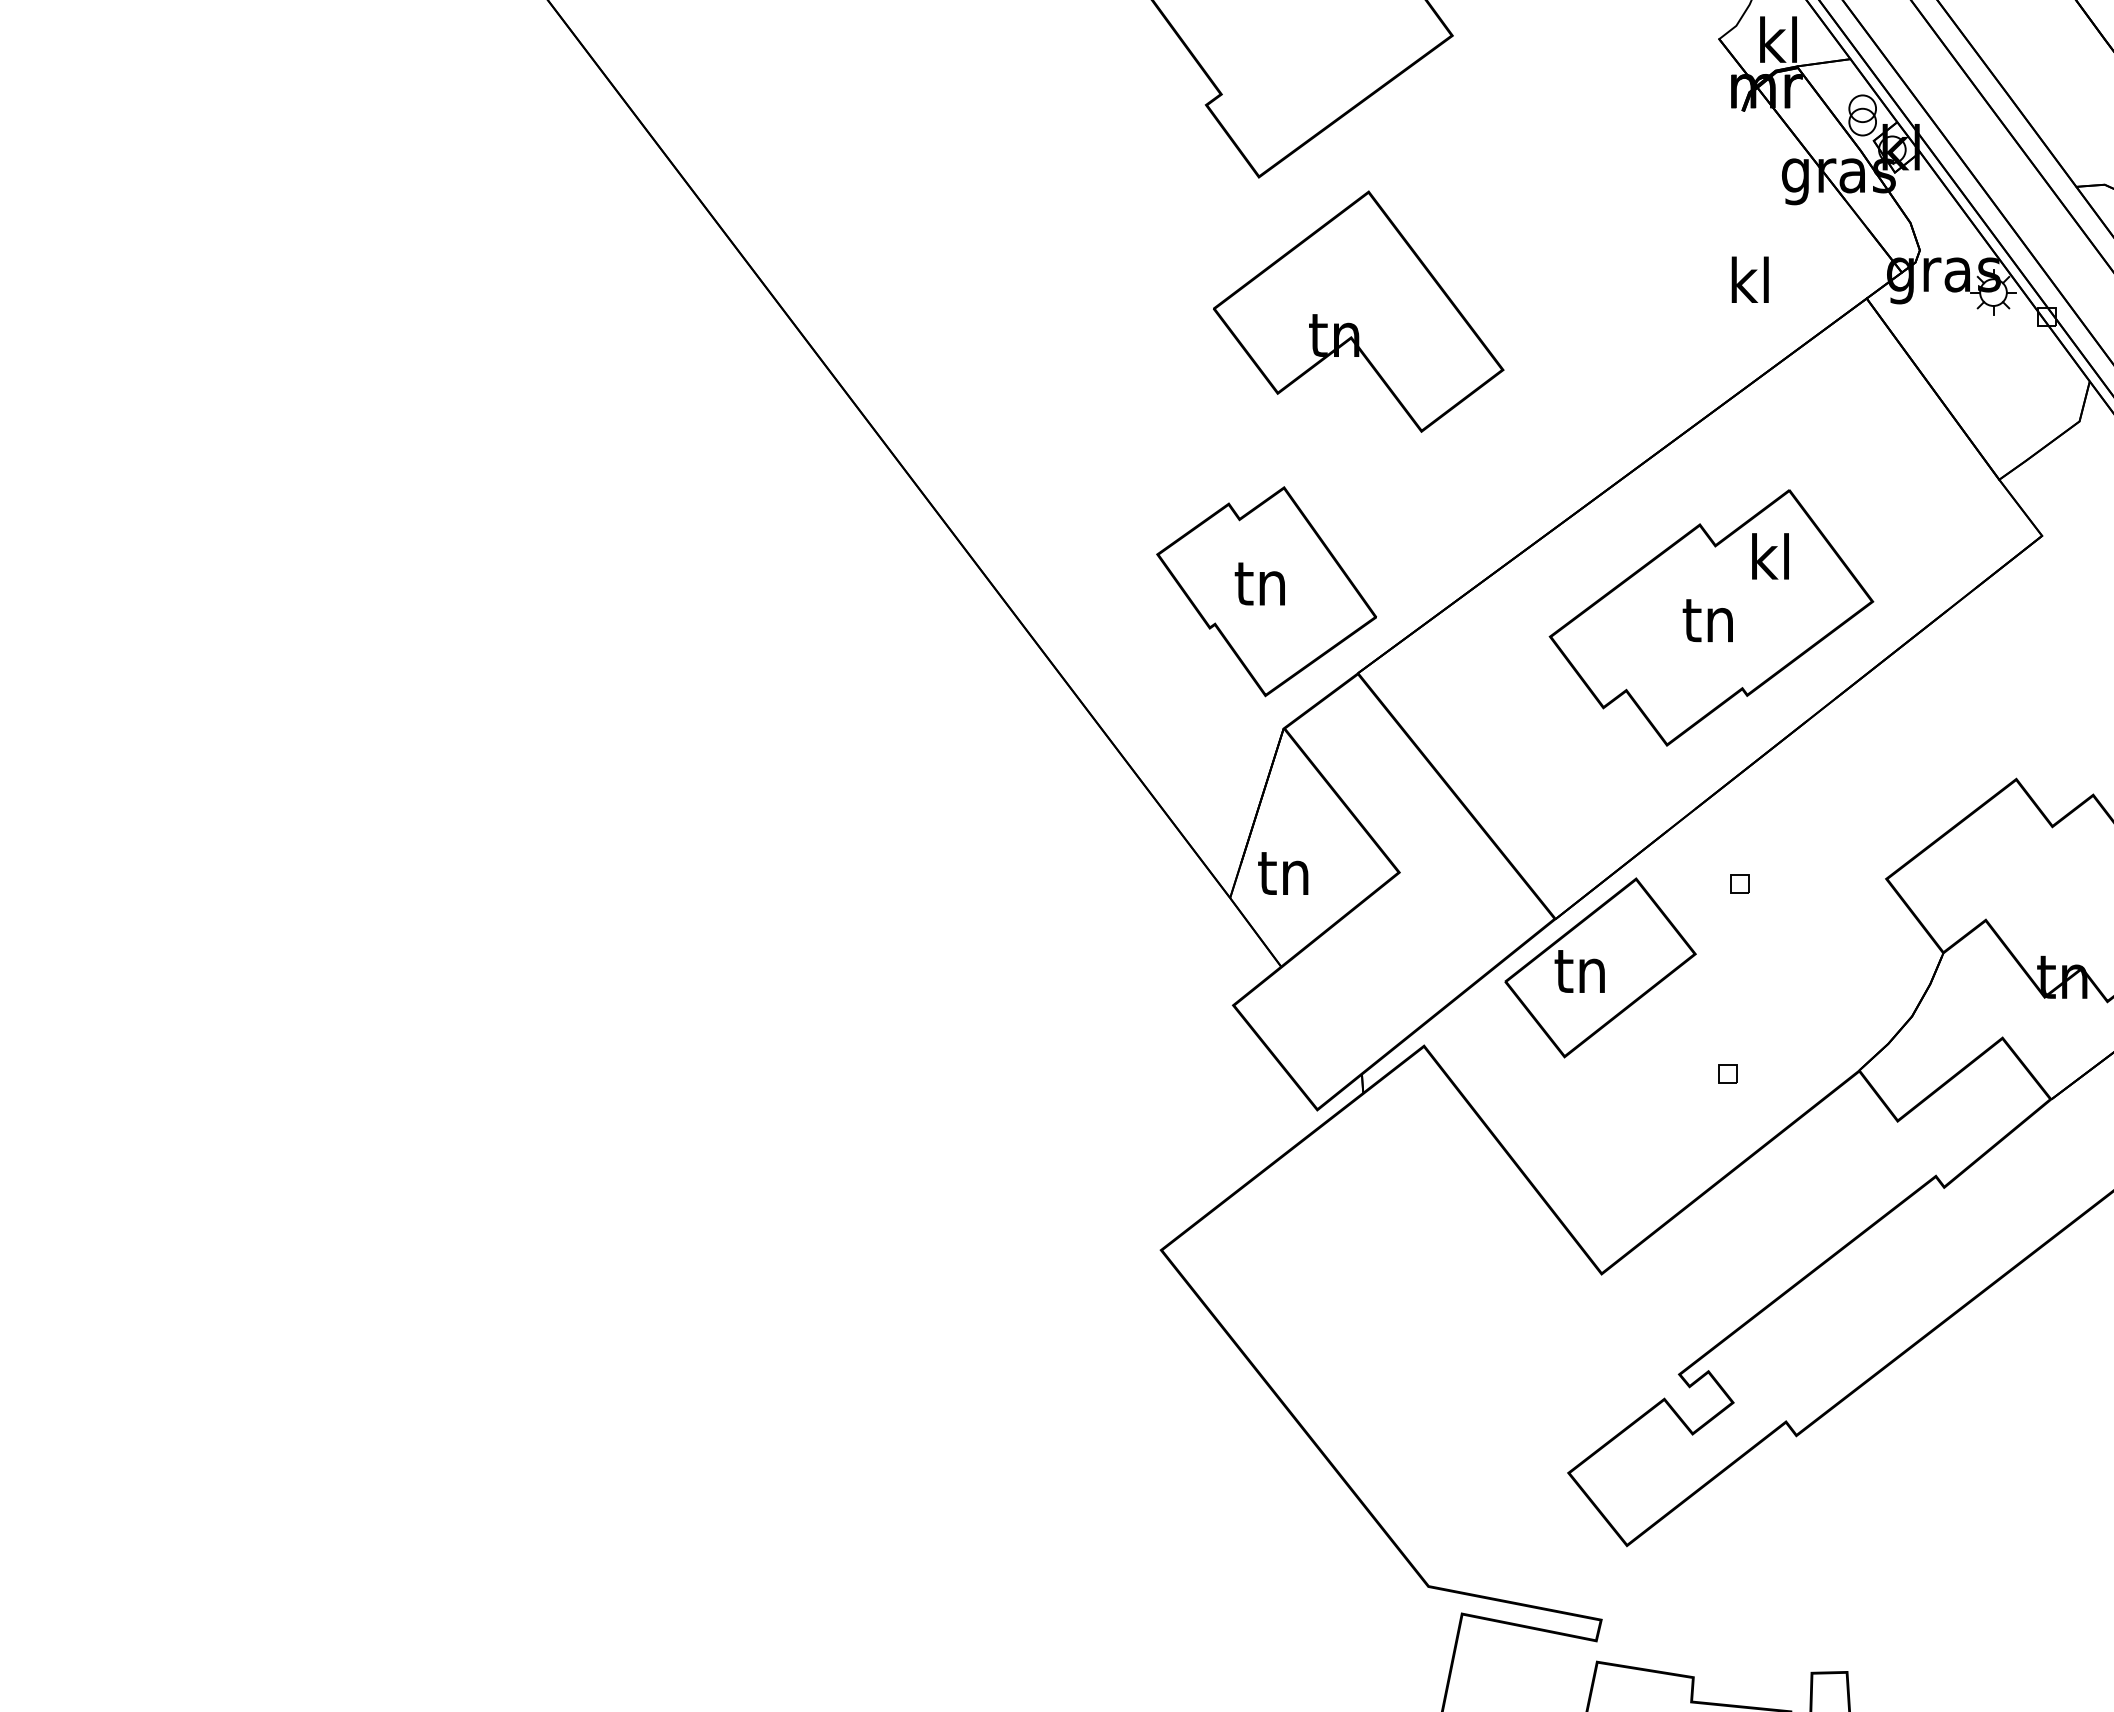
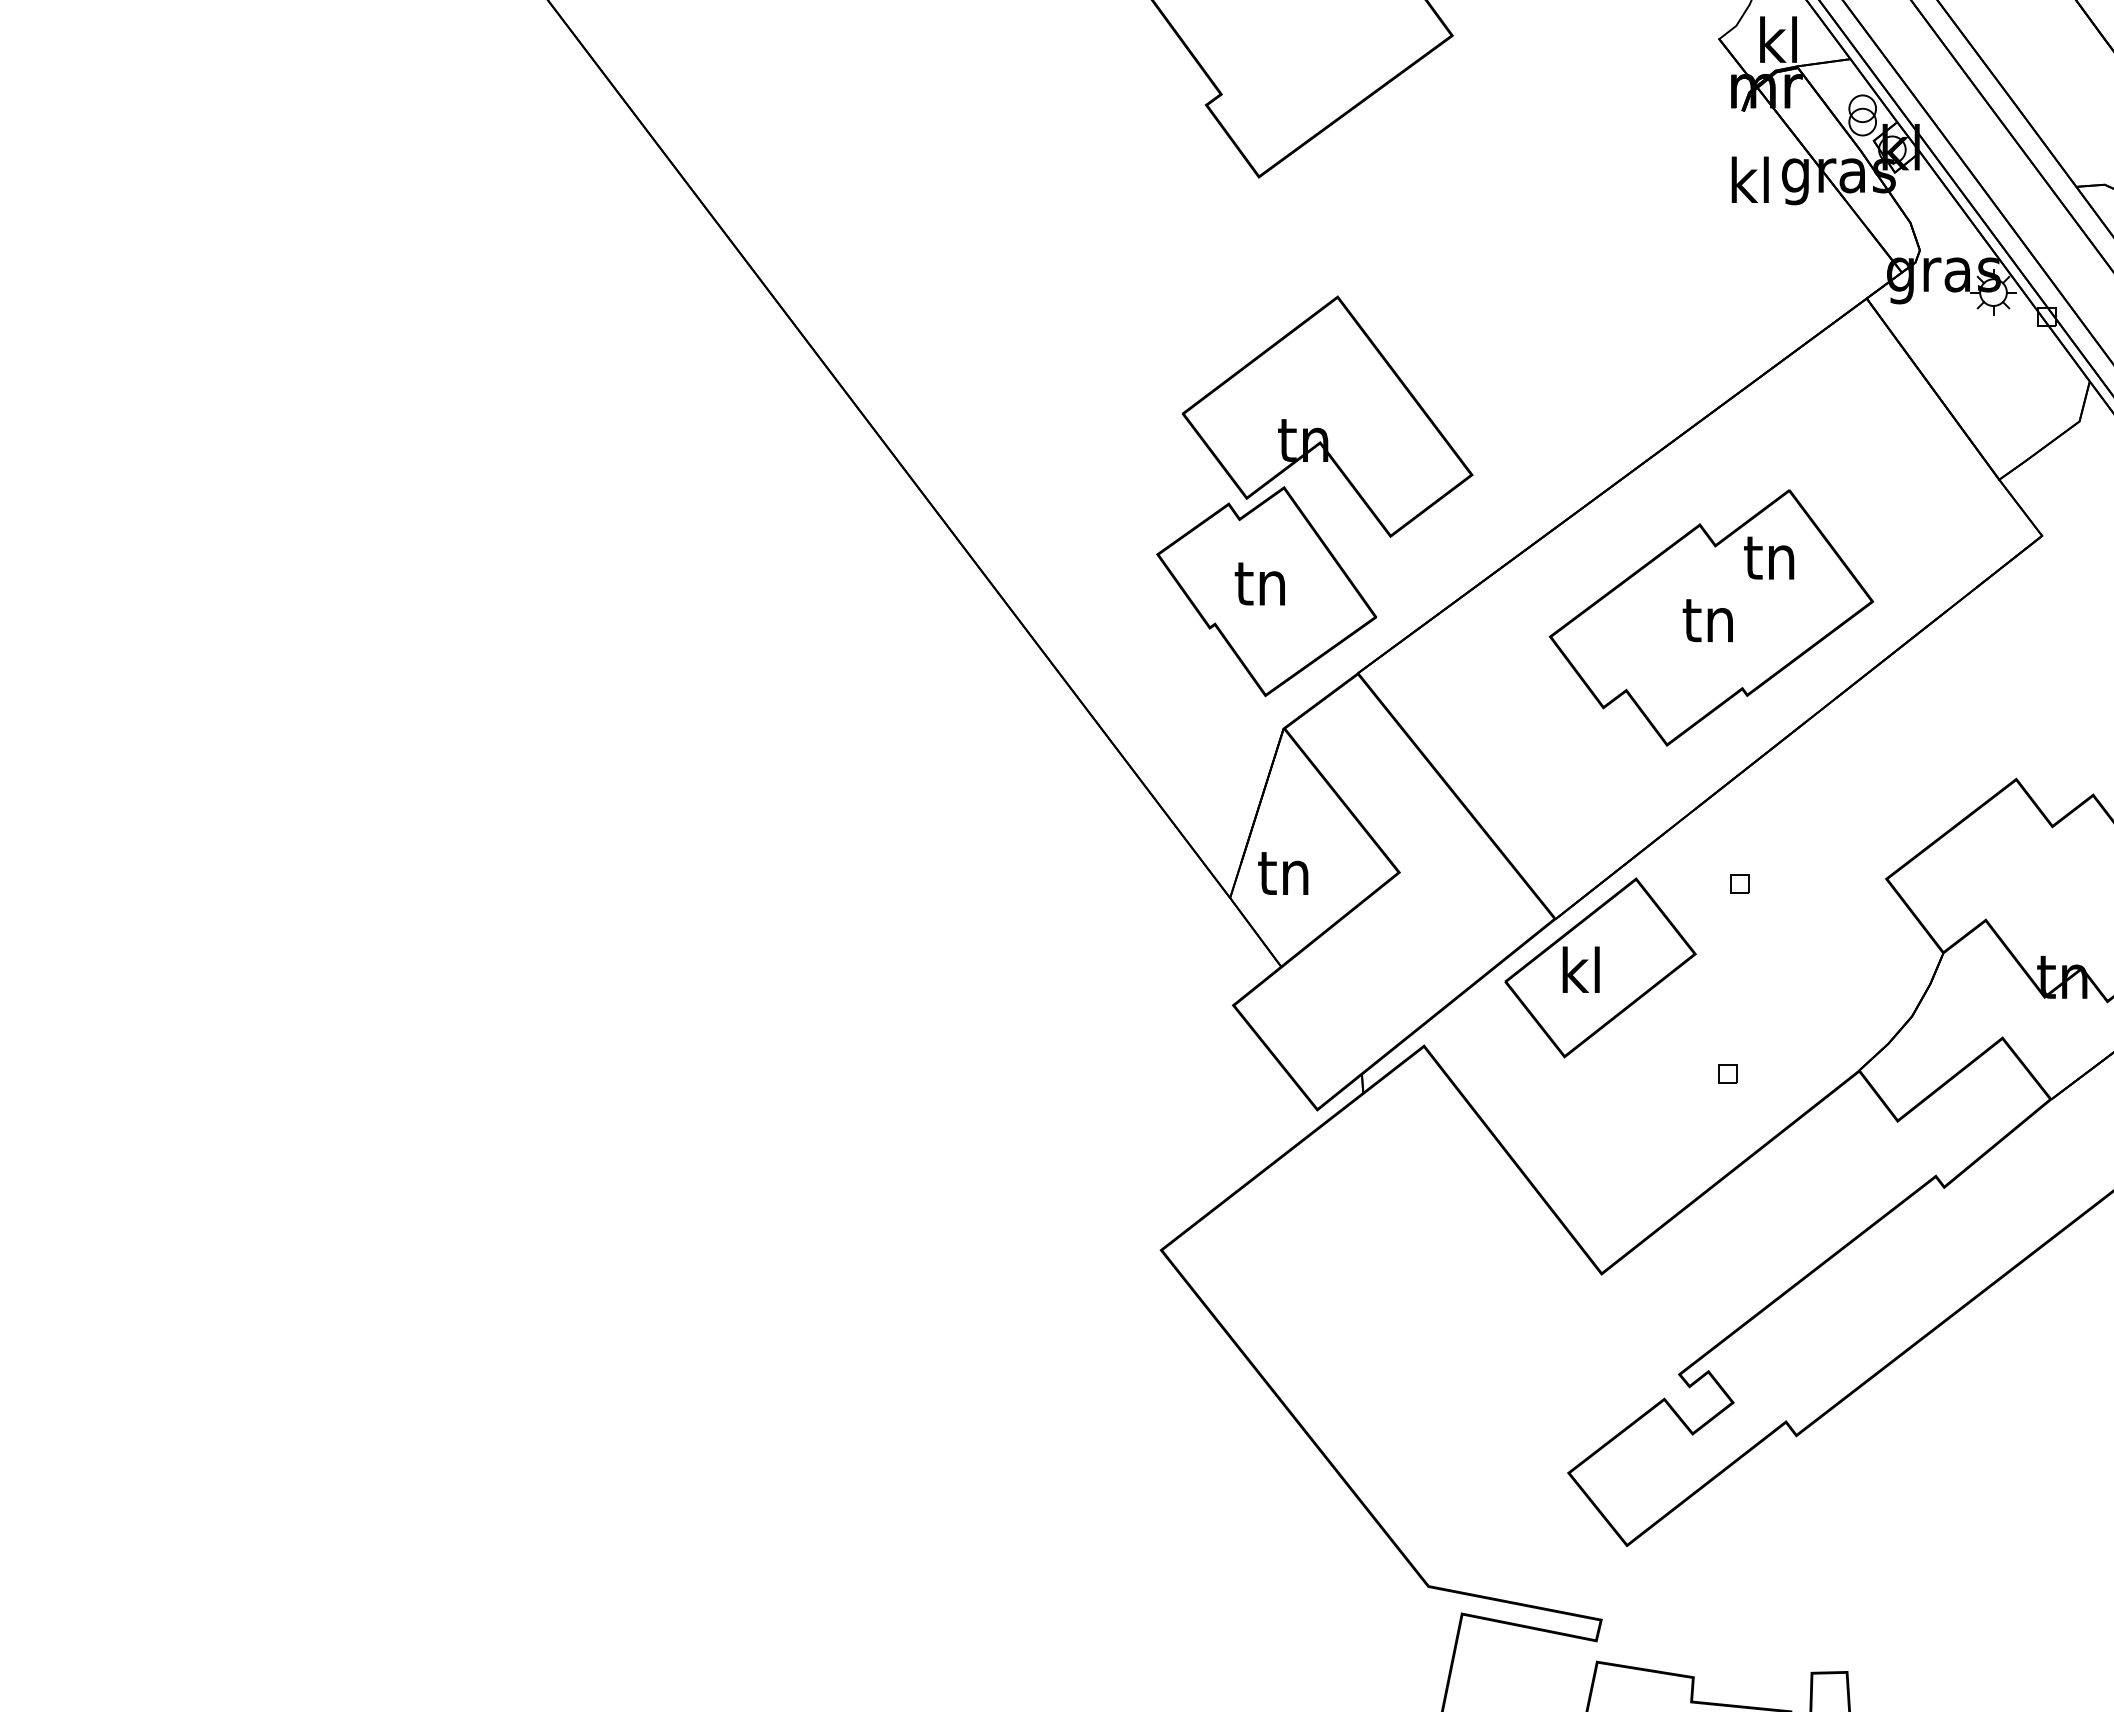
text position: (1749, 279) -> (1749, 179) (1749, 179)
part position: (1358, 311) -> (1327, 416) (1327, 416)
text: kl -> tn (1769, 556)
text: tn -> kl (1579, 969)
